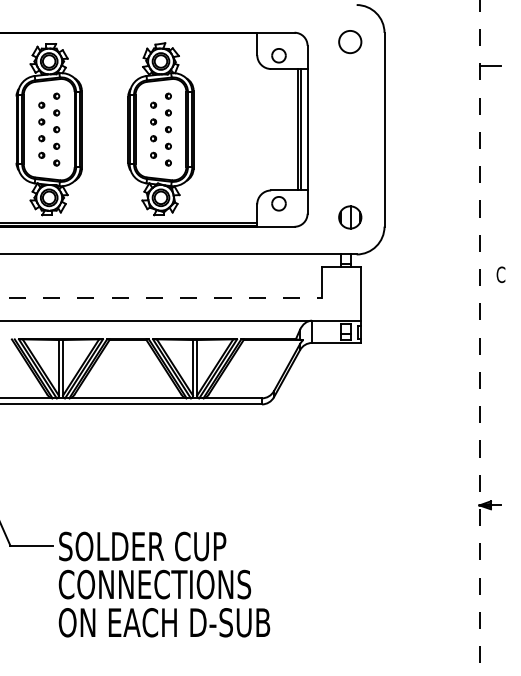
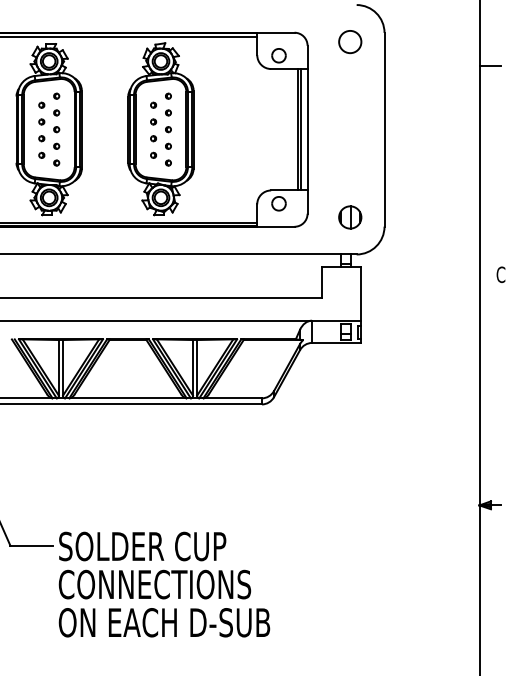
line: none -> present (129, 36)
line: dashed -> solid (161, 298)
line: dashed -> solid (479, 337)
